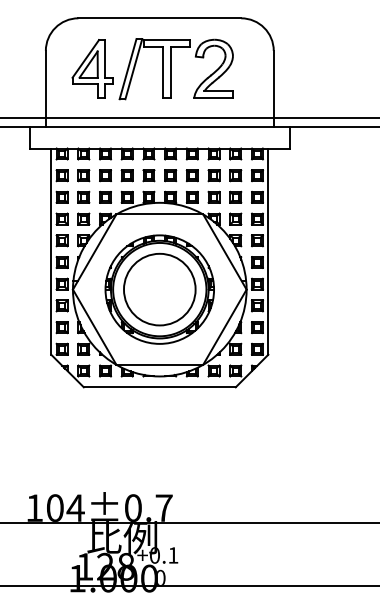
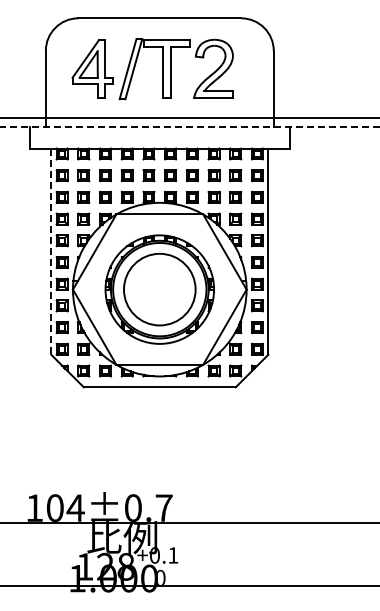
line: solid -> dashed (190, 126)
line: solid -> dashed (51, 252)
